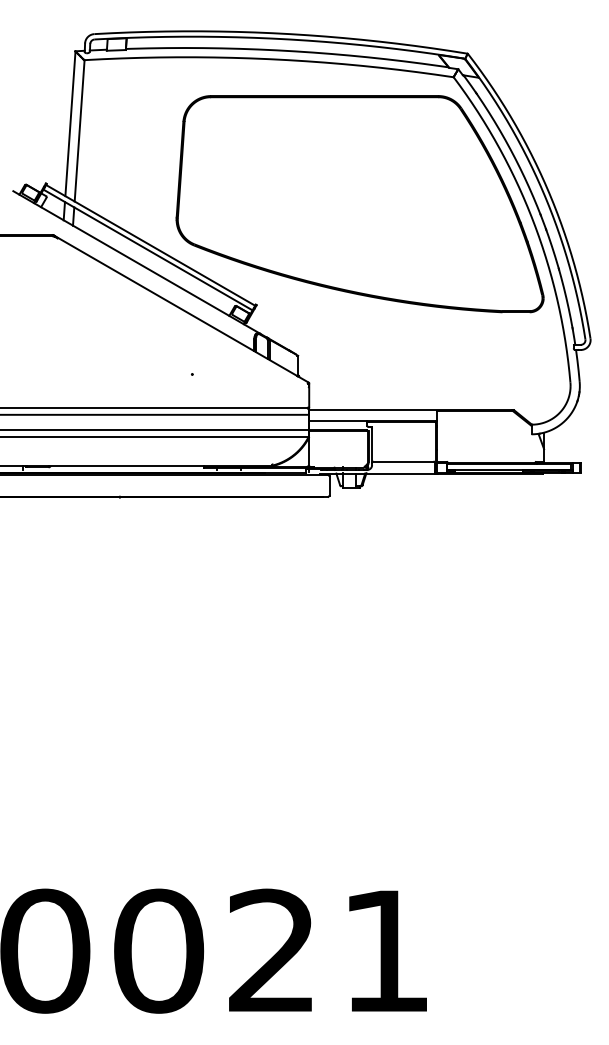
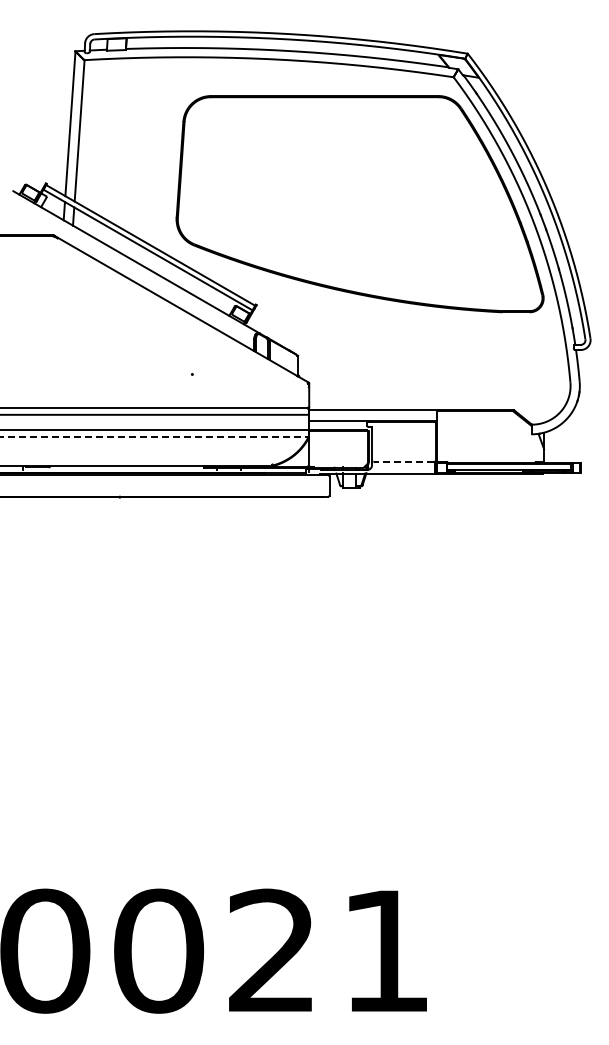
line: solid -> dashed (154, 437)
line: solid -> dashed (403, 461)
